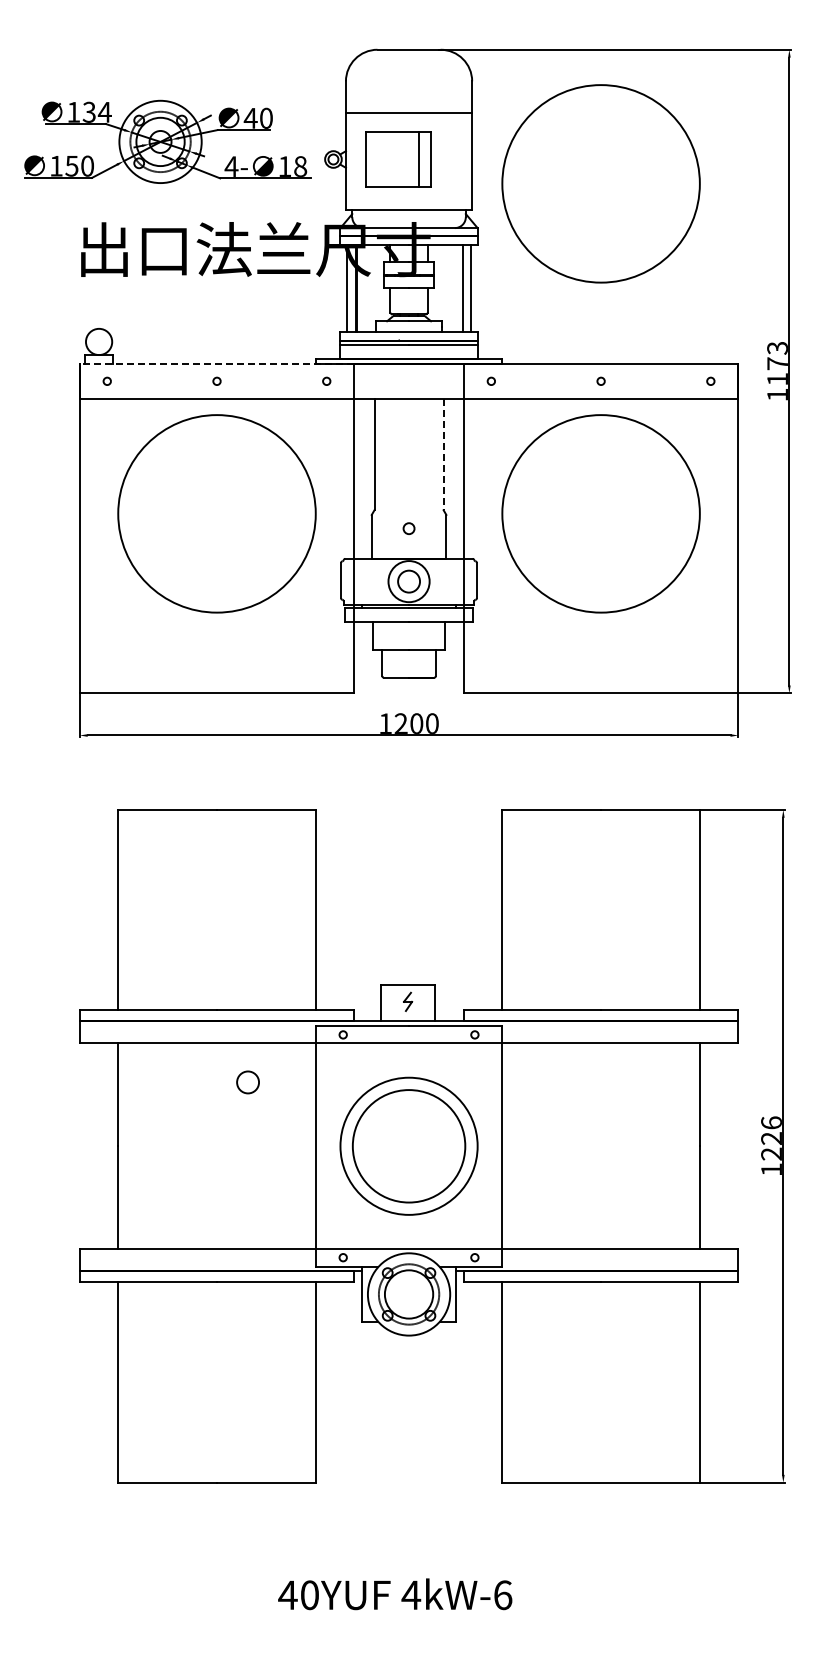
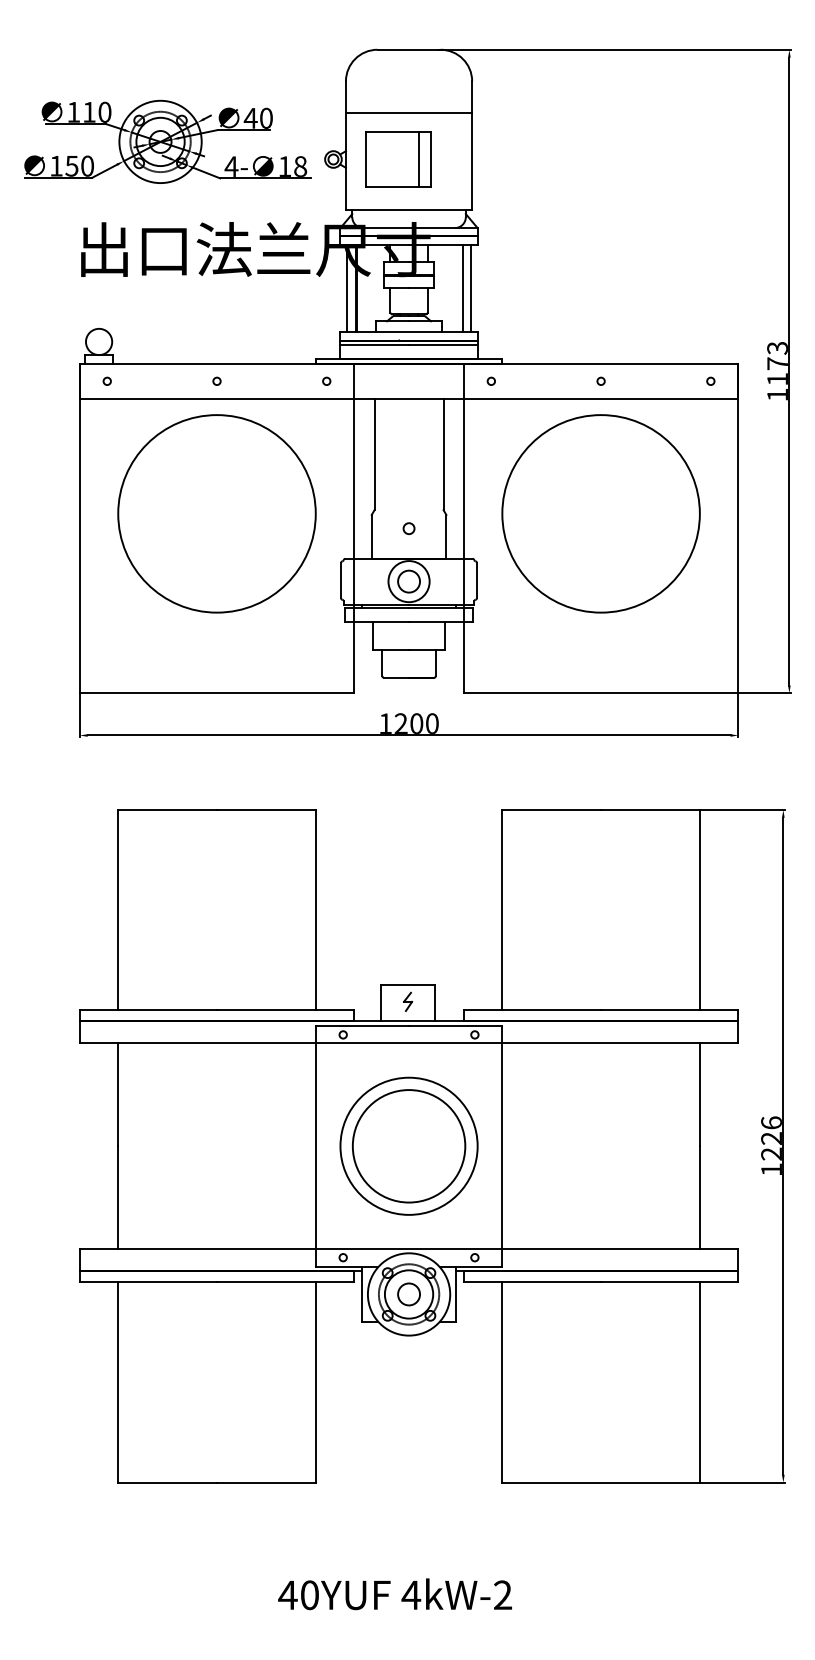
text: 134 -> 110 (96, 111)
circle: present -> none (600, 183)
line: dashed -> solid (216, 364)
line: dashed -> solid (443, 454)
circle position: (247, 1082) -> (408, 1294) (408, 1294)
text: 4kW-6 -> 4kW-2 (503, 1595)
